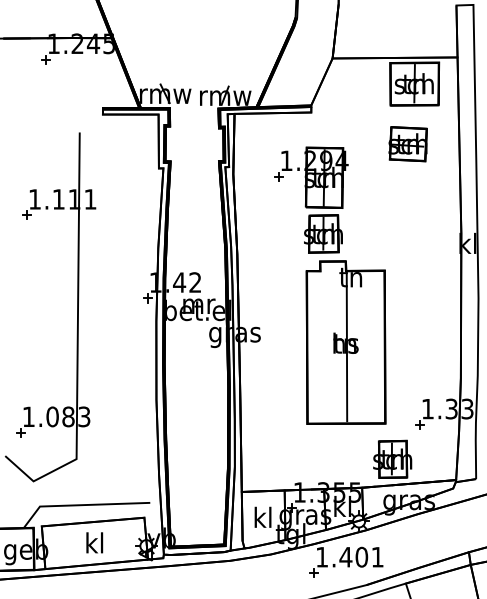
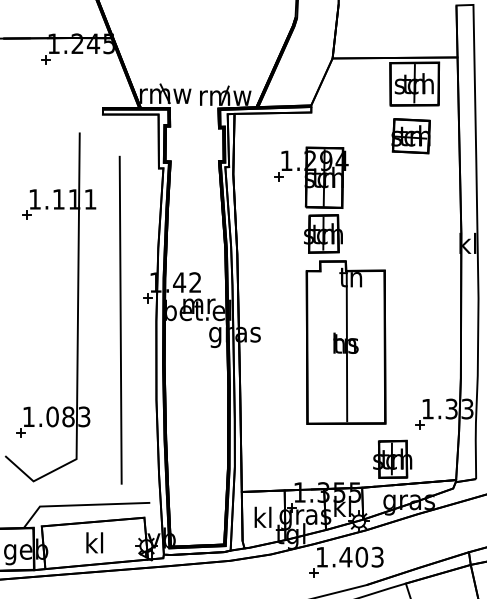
part position: (407, 144) -> (410, 136) (410, 136)
line: none -> present (120, 319)
text: 1.401 -> 1.403 (377, 556)
